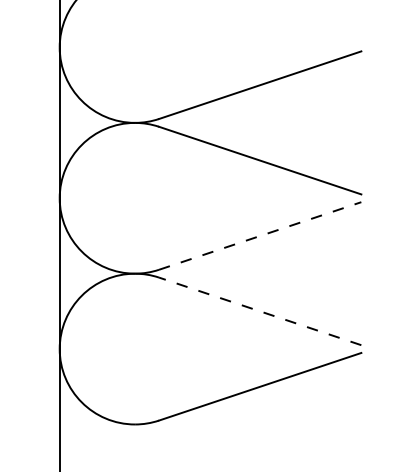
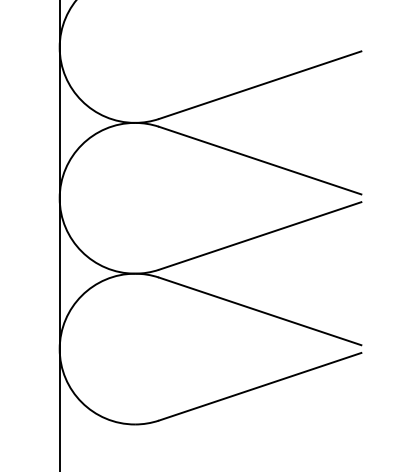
line: dashed -> solid (260, 235)
line: dashed -> solid (260, 311)
